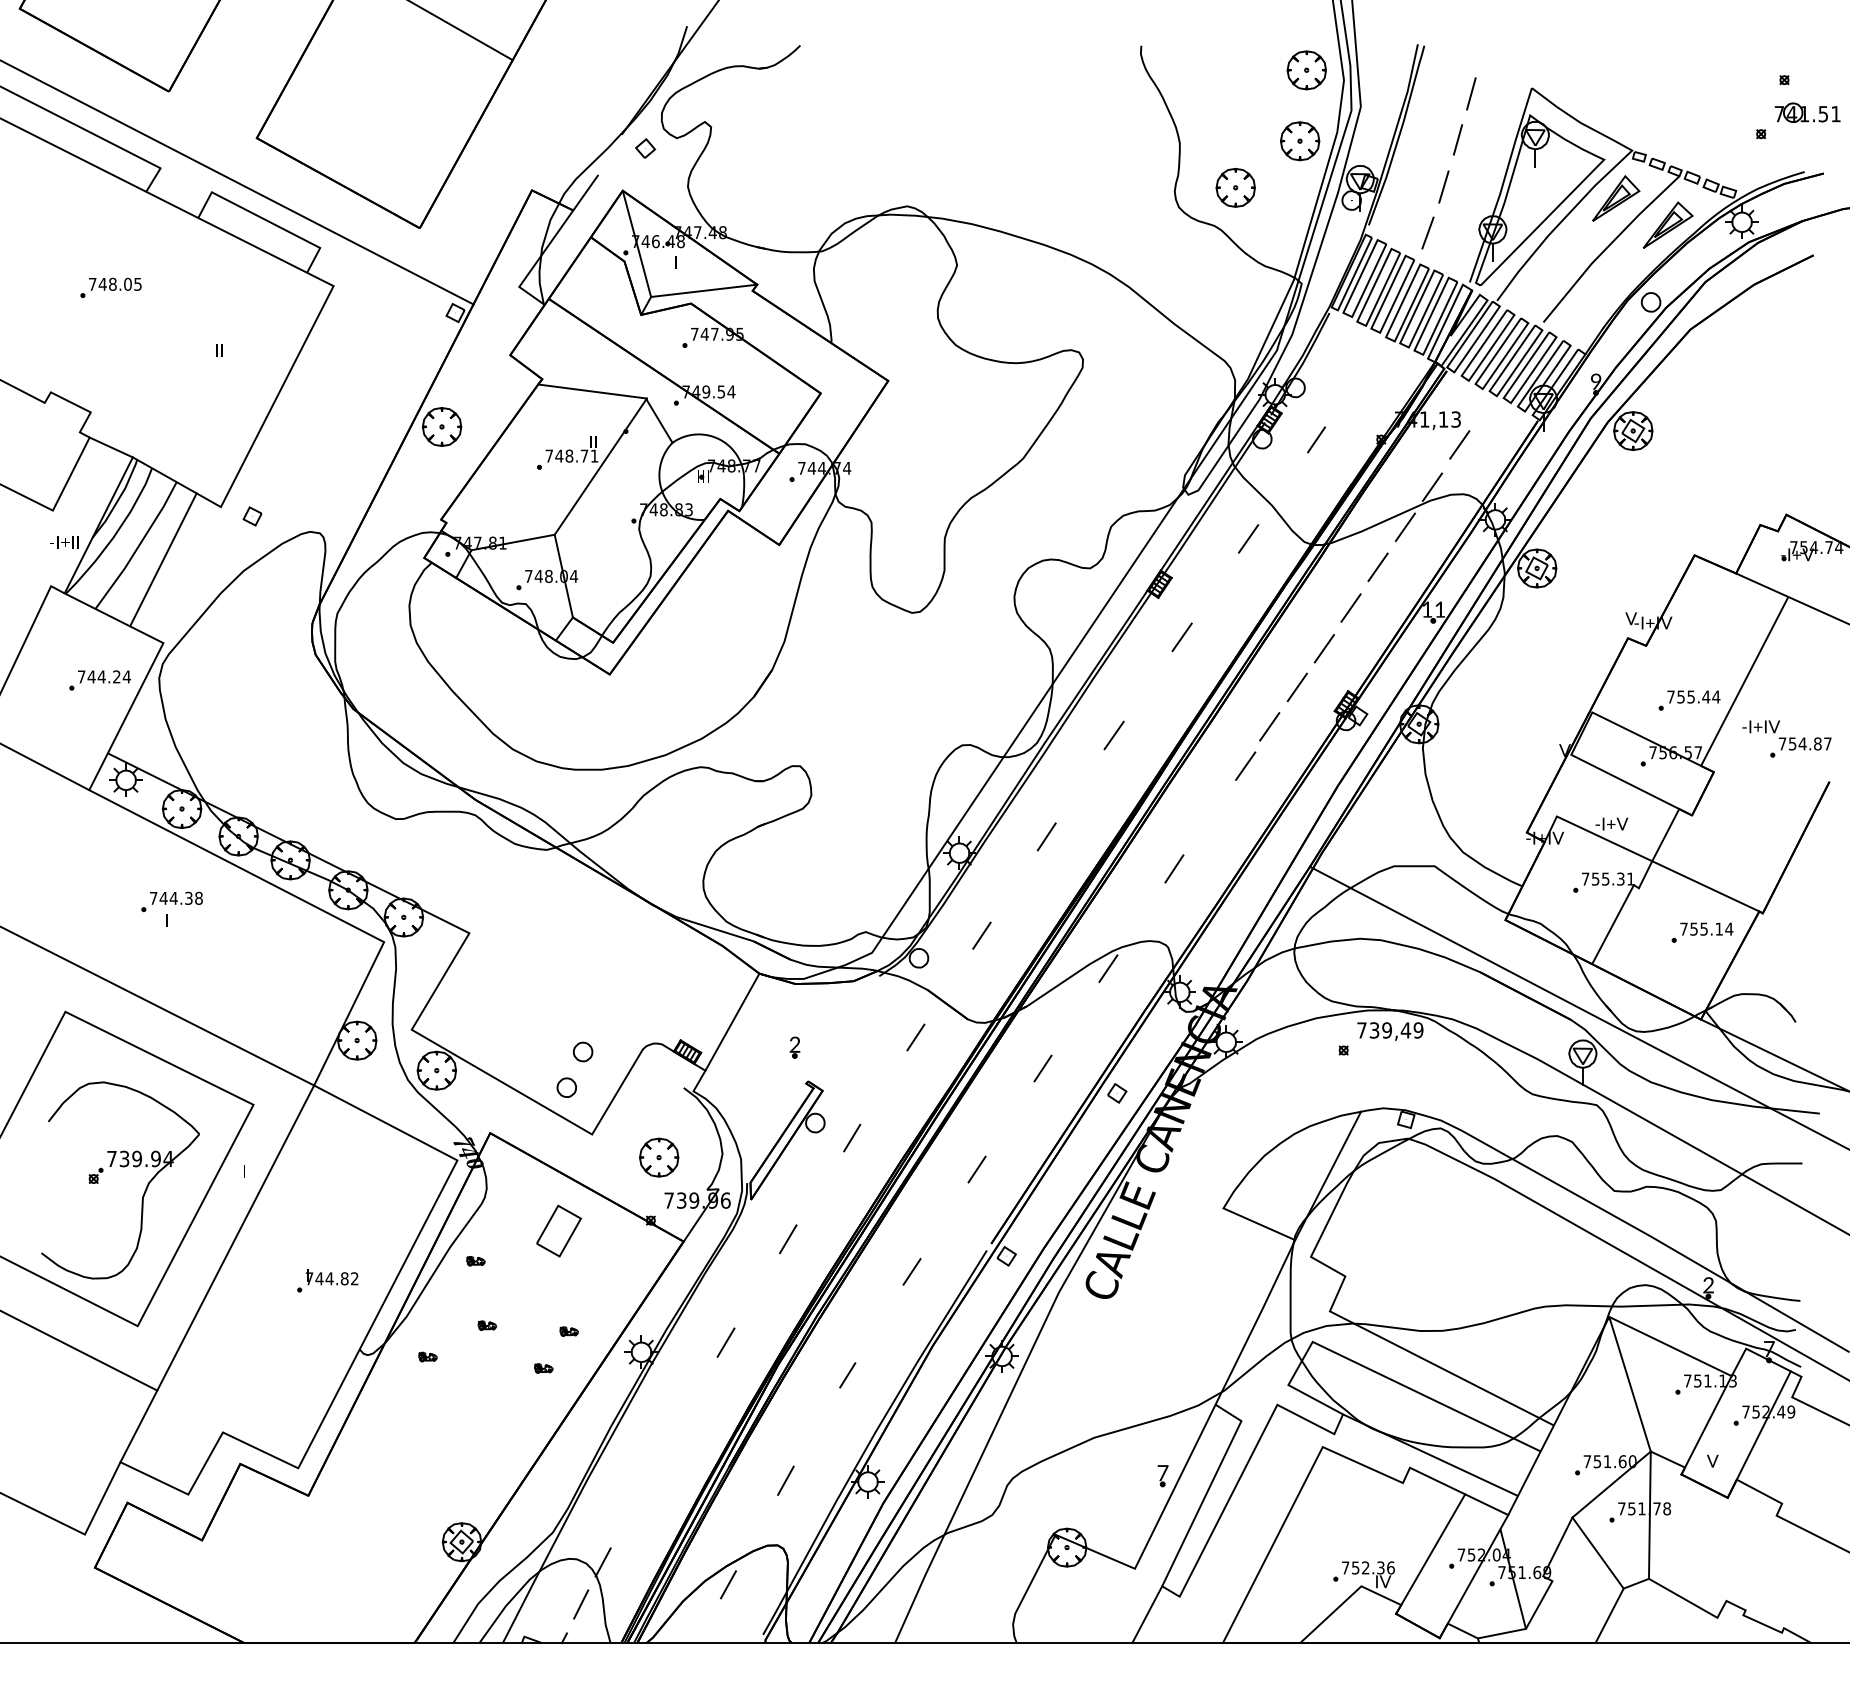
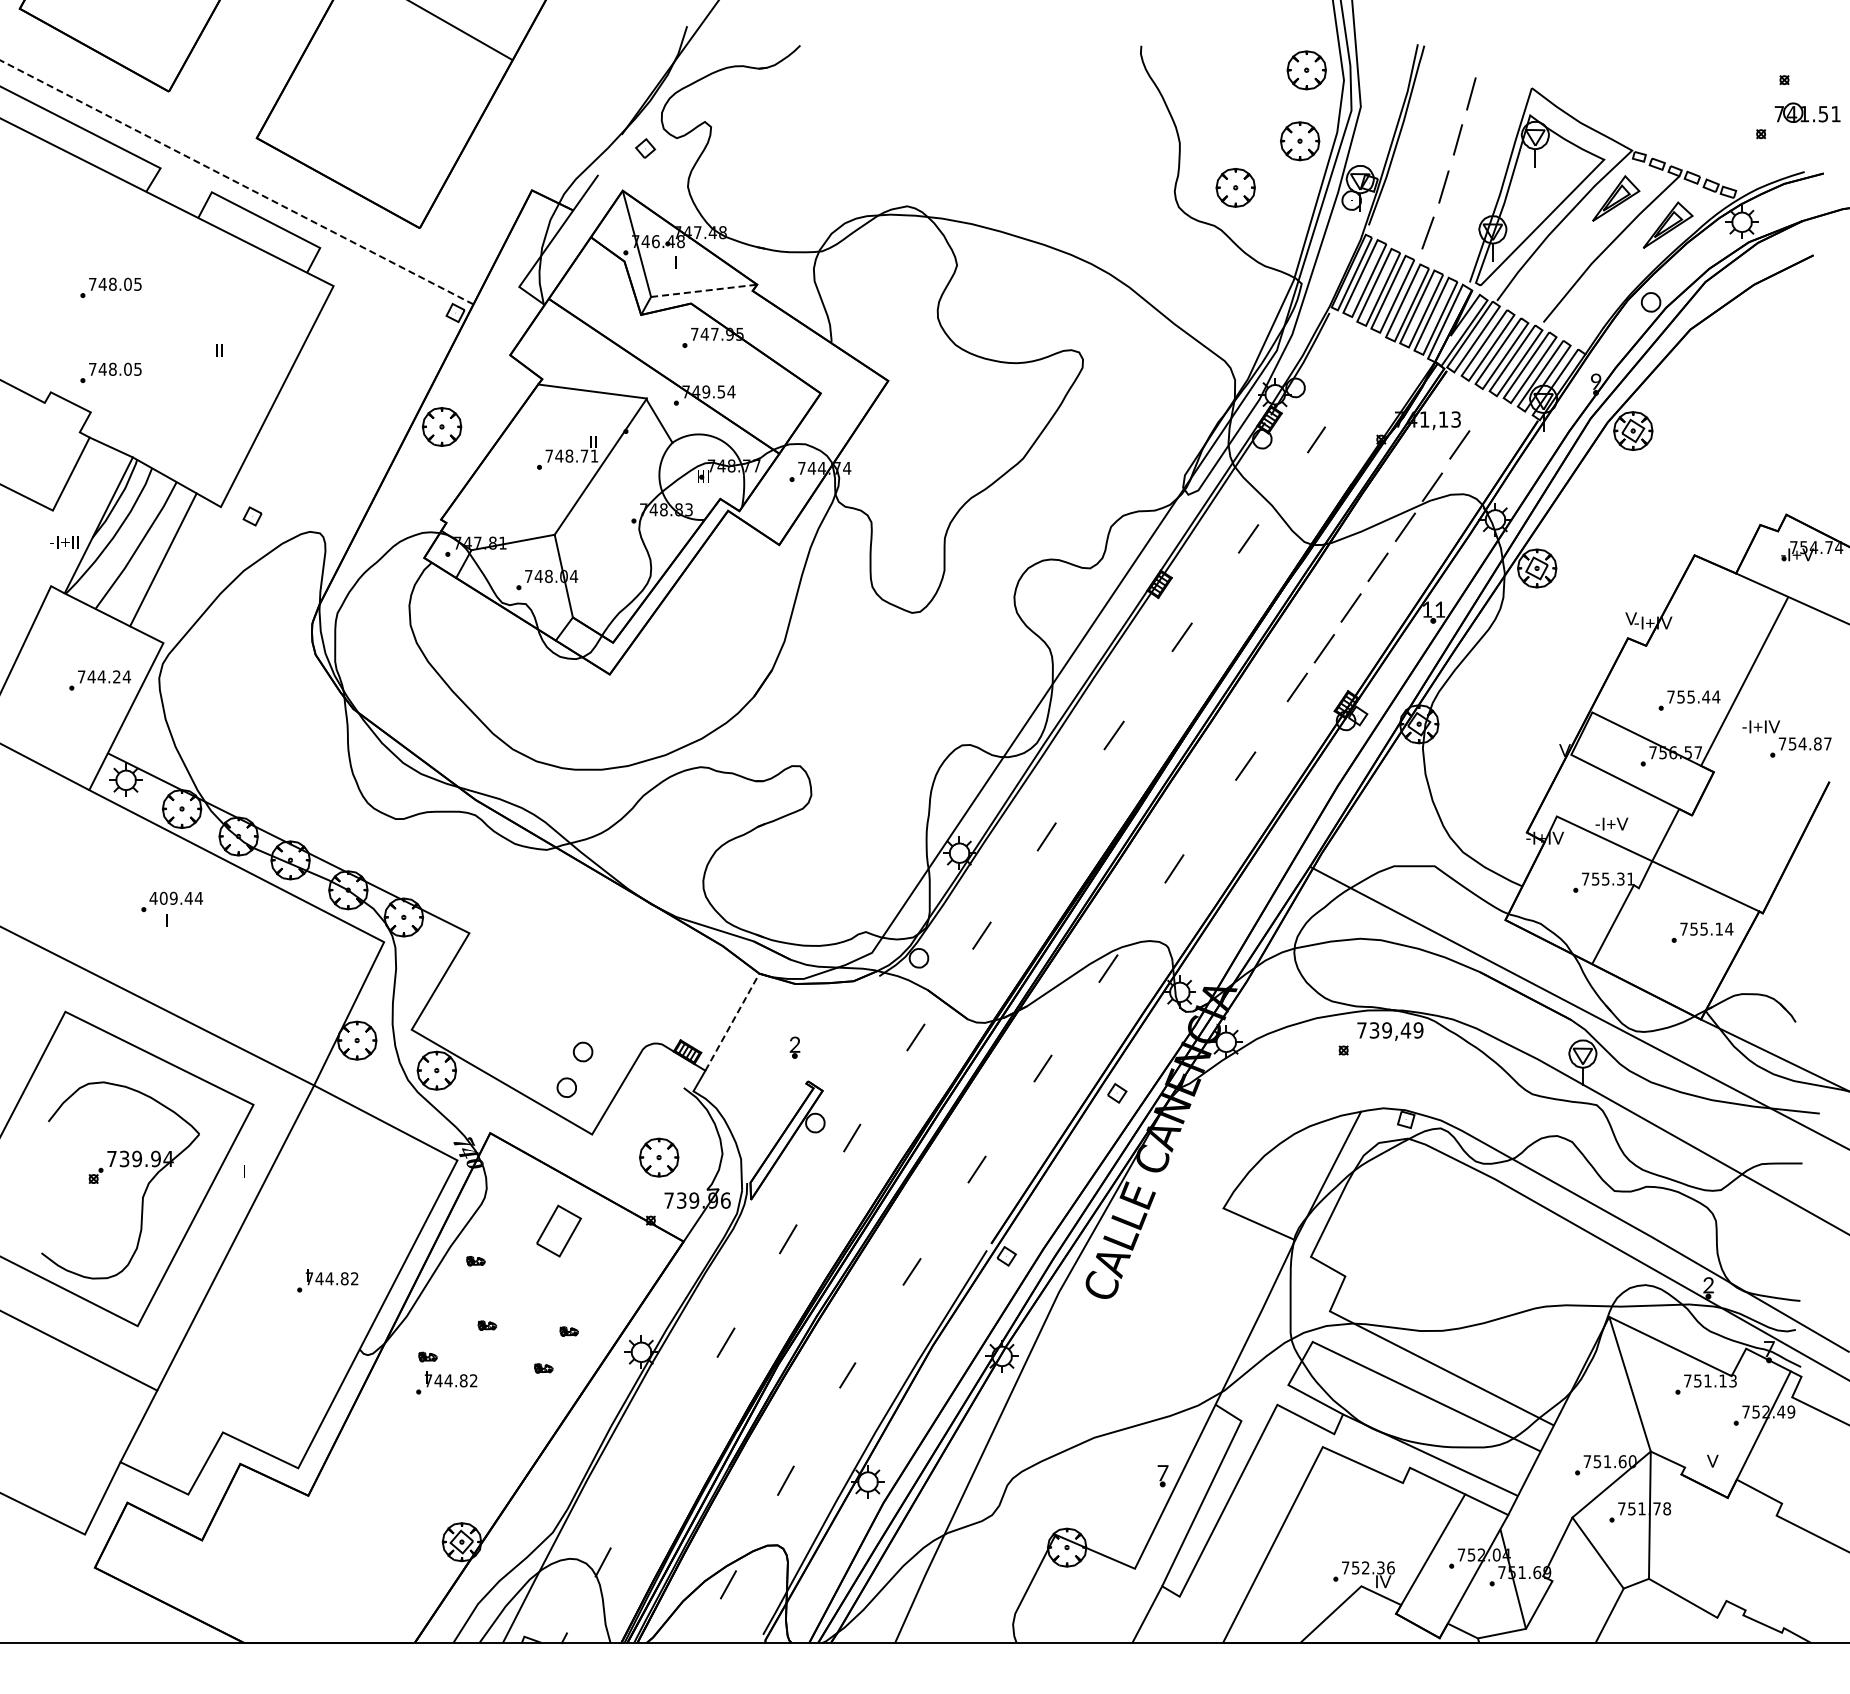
line: solid -> dashed (237, 182)
line: solid -> dashed (704, 290)
part: none -> present (110, 372)
line: present -> none (1269, 726)
text: 744.38 -> 409.44 (176, 897)
line: solid -> dashed (732, 1022)
part: none -> present (446, 1382)
line: present -> none (1706, 1425)
line: present -> none (581, 1604)
